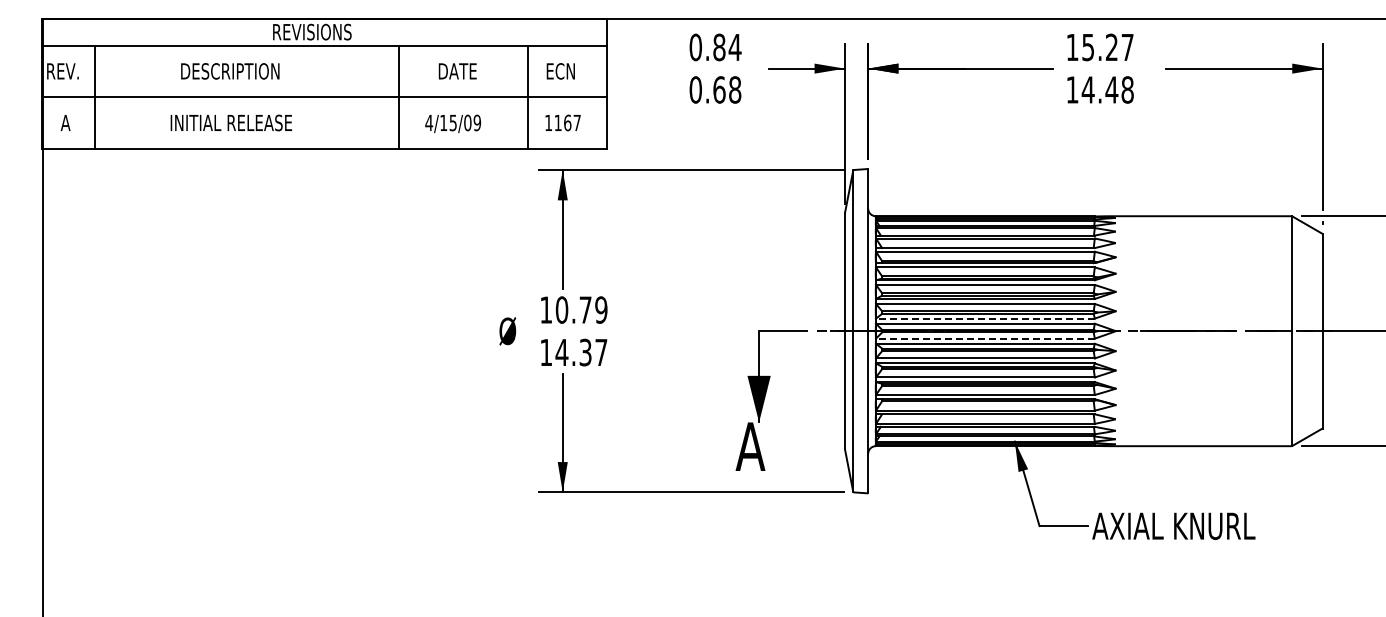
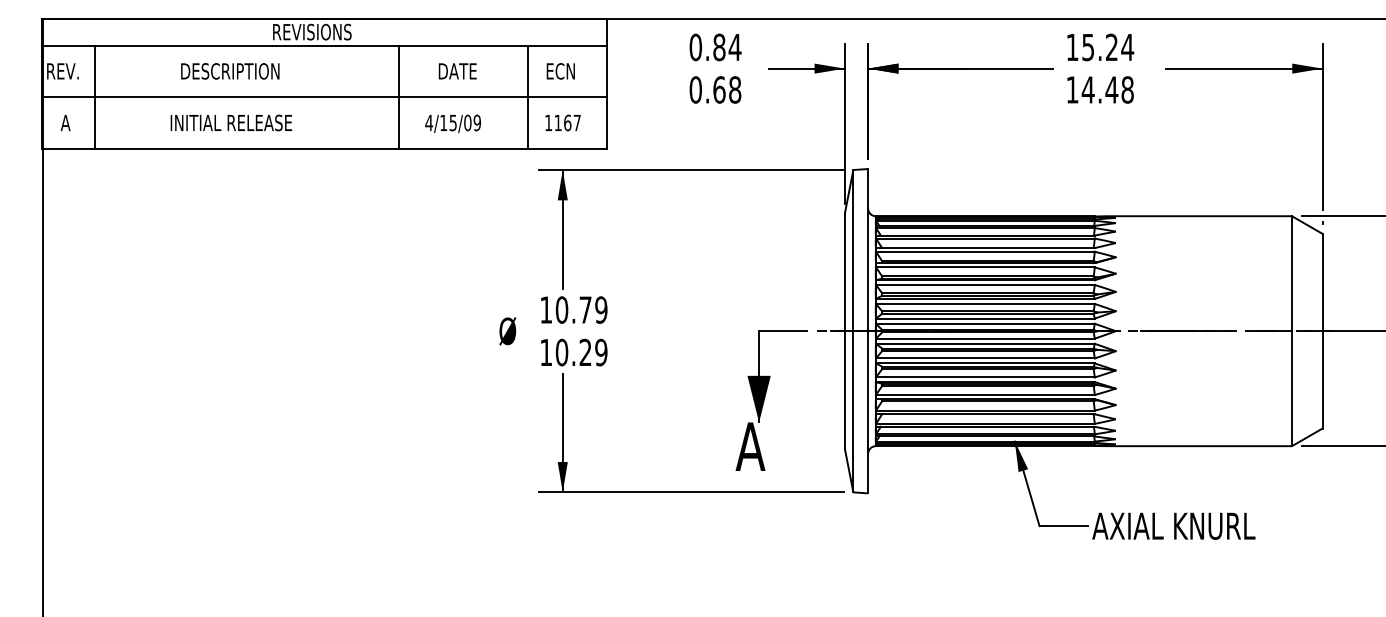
text: 15.27 -> 15.24 (1127, 47)
line: dashed -> solid (984, 318)
line: dashed -> solid (984, 338)
text: 14.37 -> 10.29 (581, 352)
